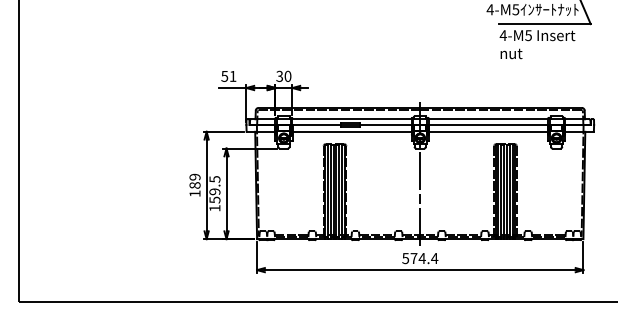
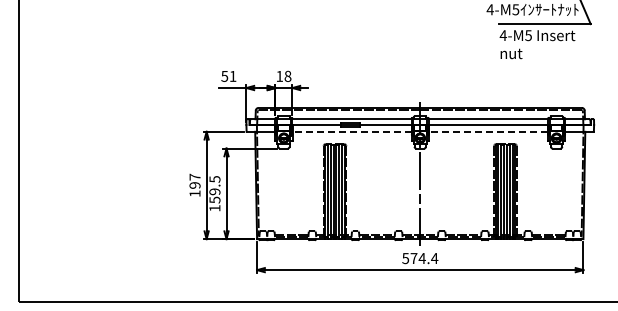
text: 30 -> 18 (283, 75)
line: solid -> dashed (352, 131)
line: solid -> dashed (488, 131)
text: 189 -> 197 (194, 180)
